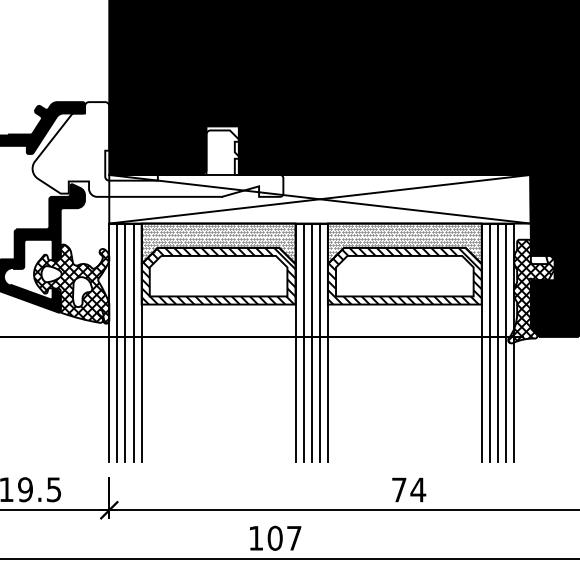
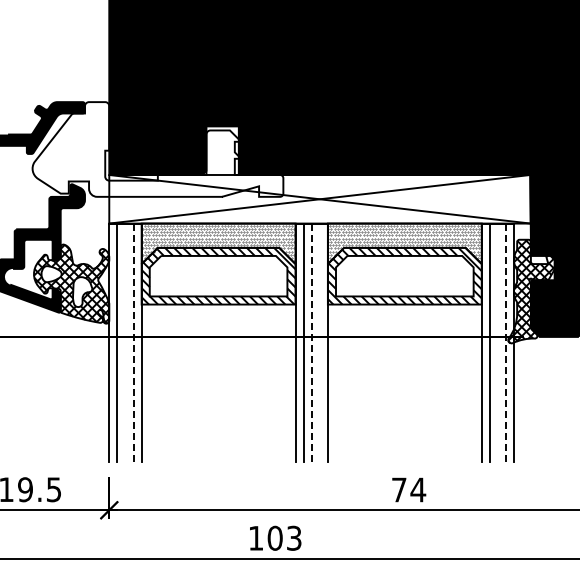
line: present -> none (125, 342)
line: present -> none (319, 342)
line: present -> none (497, 342)
line: solid -> dashed (506, 342)
line: solid -> dashed (133, 343)
line: solid -> dashed (311, 343)
text: 107 -> 103 (294, 537)
